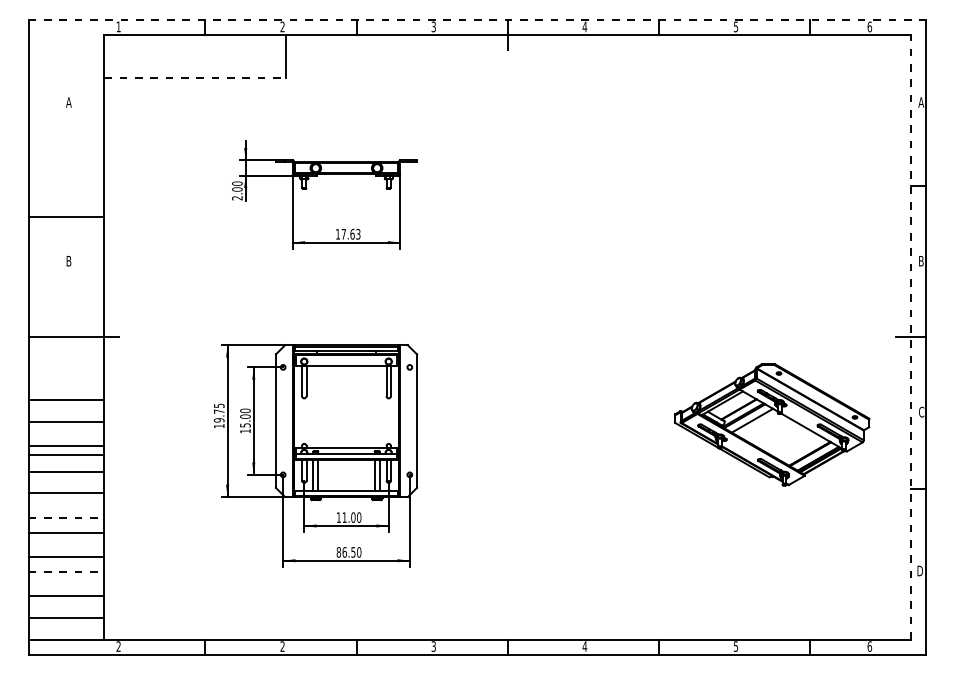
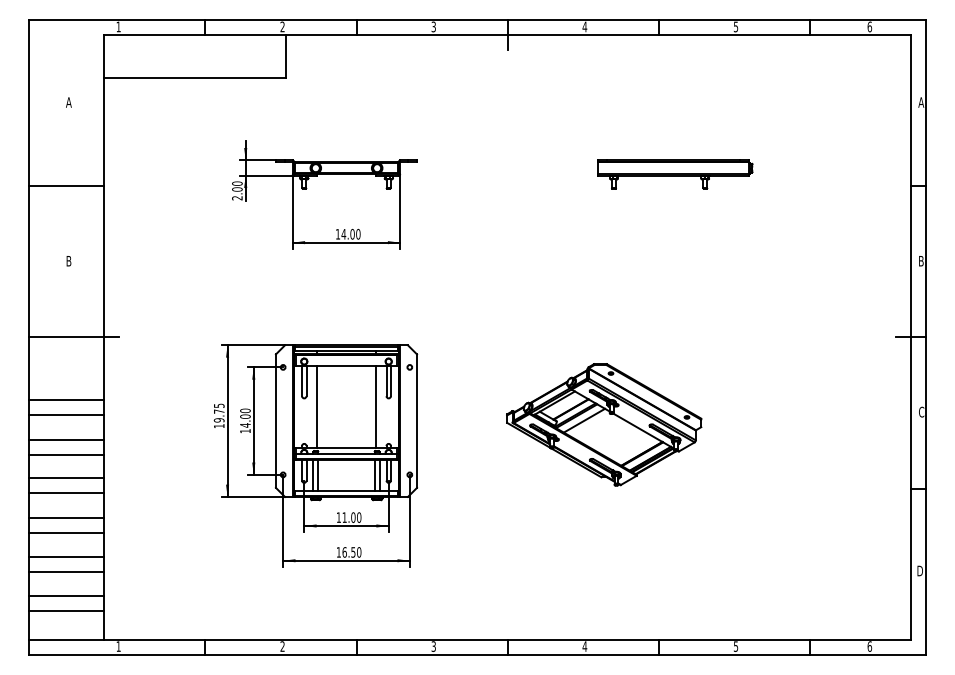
line: dashed -> solid (477, 20)
line: dashed -> solid (194, 77)
part: none -> present (675, 174)
line position: (66, 217) -> (66, 186) (66, 186)
text: 17.63 -> 14.00 (350, 234)
line: dashed -> solid (911, 336)
line: none -> present (316, 407)
line: none -> present (376, 407)
line position: (66, 422) -> (66, 415) (66, 415)
part position: (772, 424) -> (604, 424) (604, 424)
text: 15.00 -> 14.00 (245, 425)
line position: (66, 445) -> (66, 439) (66, 439)
line position: (66, 472) -> (66, 478) (66, 478)
line: dashed -> solid (66, 517)
text: 86.50 -> 16.50 (338, 552)
line: dashed -> solid (66, 571)
line position: (66, 618) -> (66, 611) (66, 611)
text: 2 -> 1 (118, 646)
